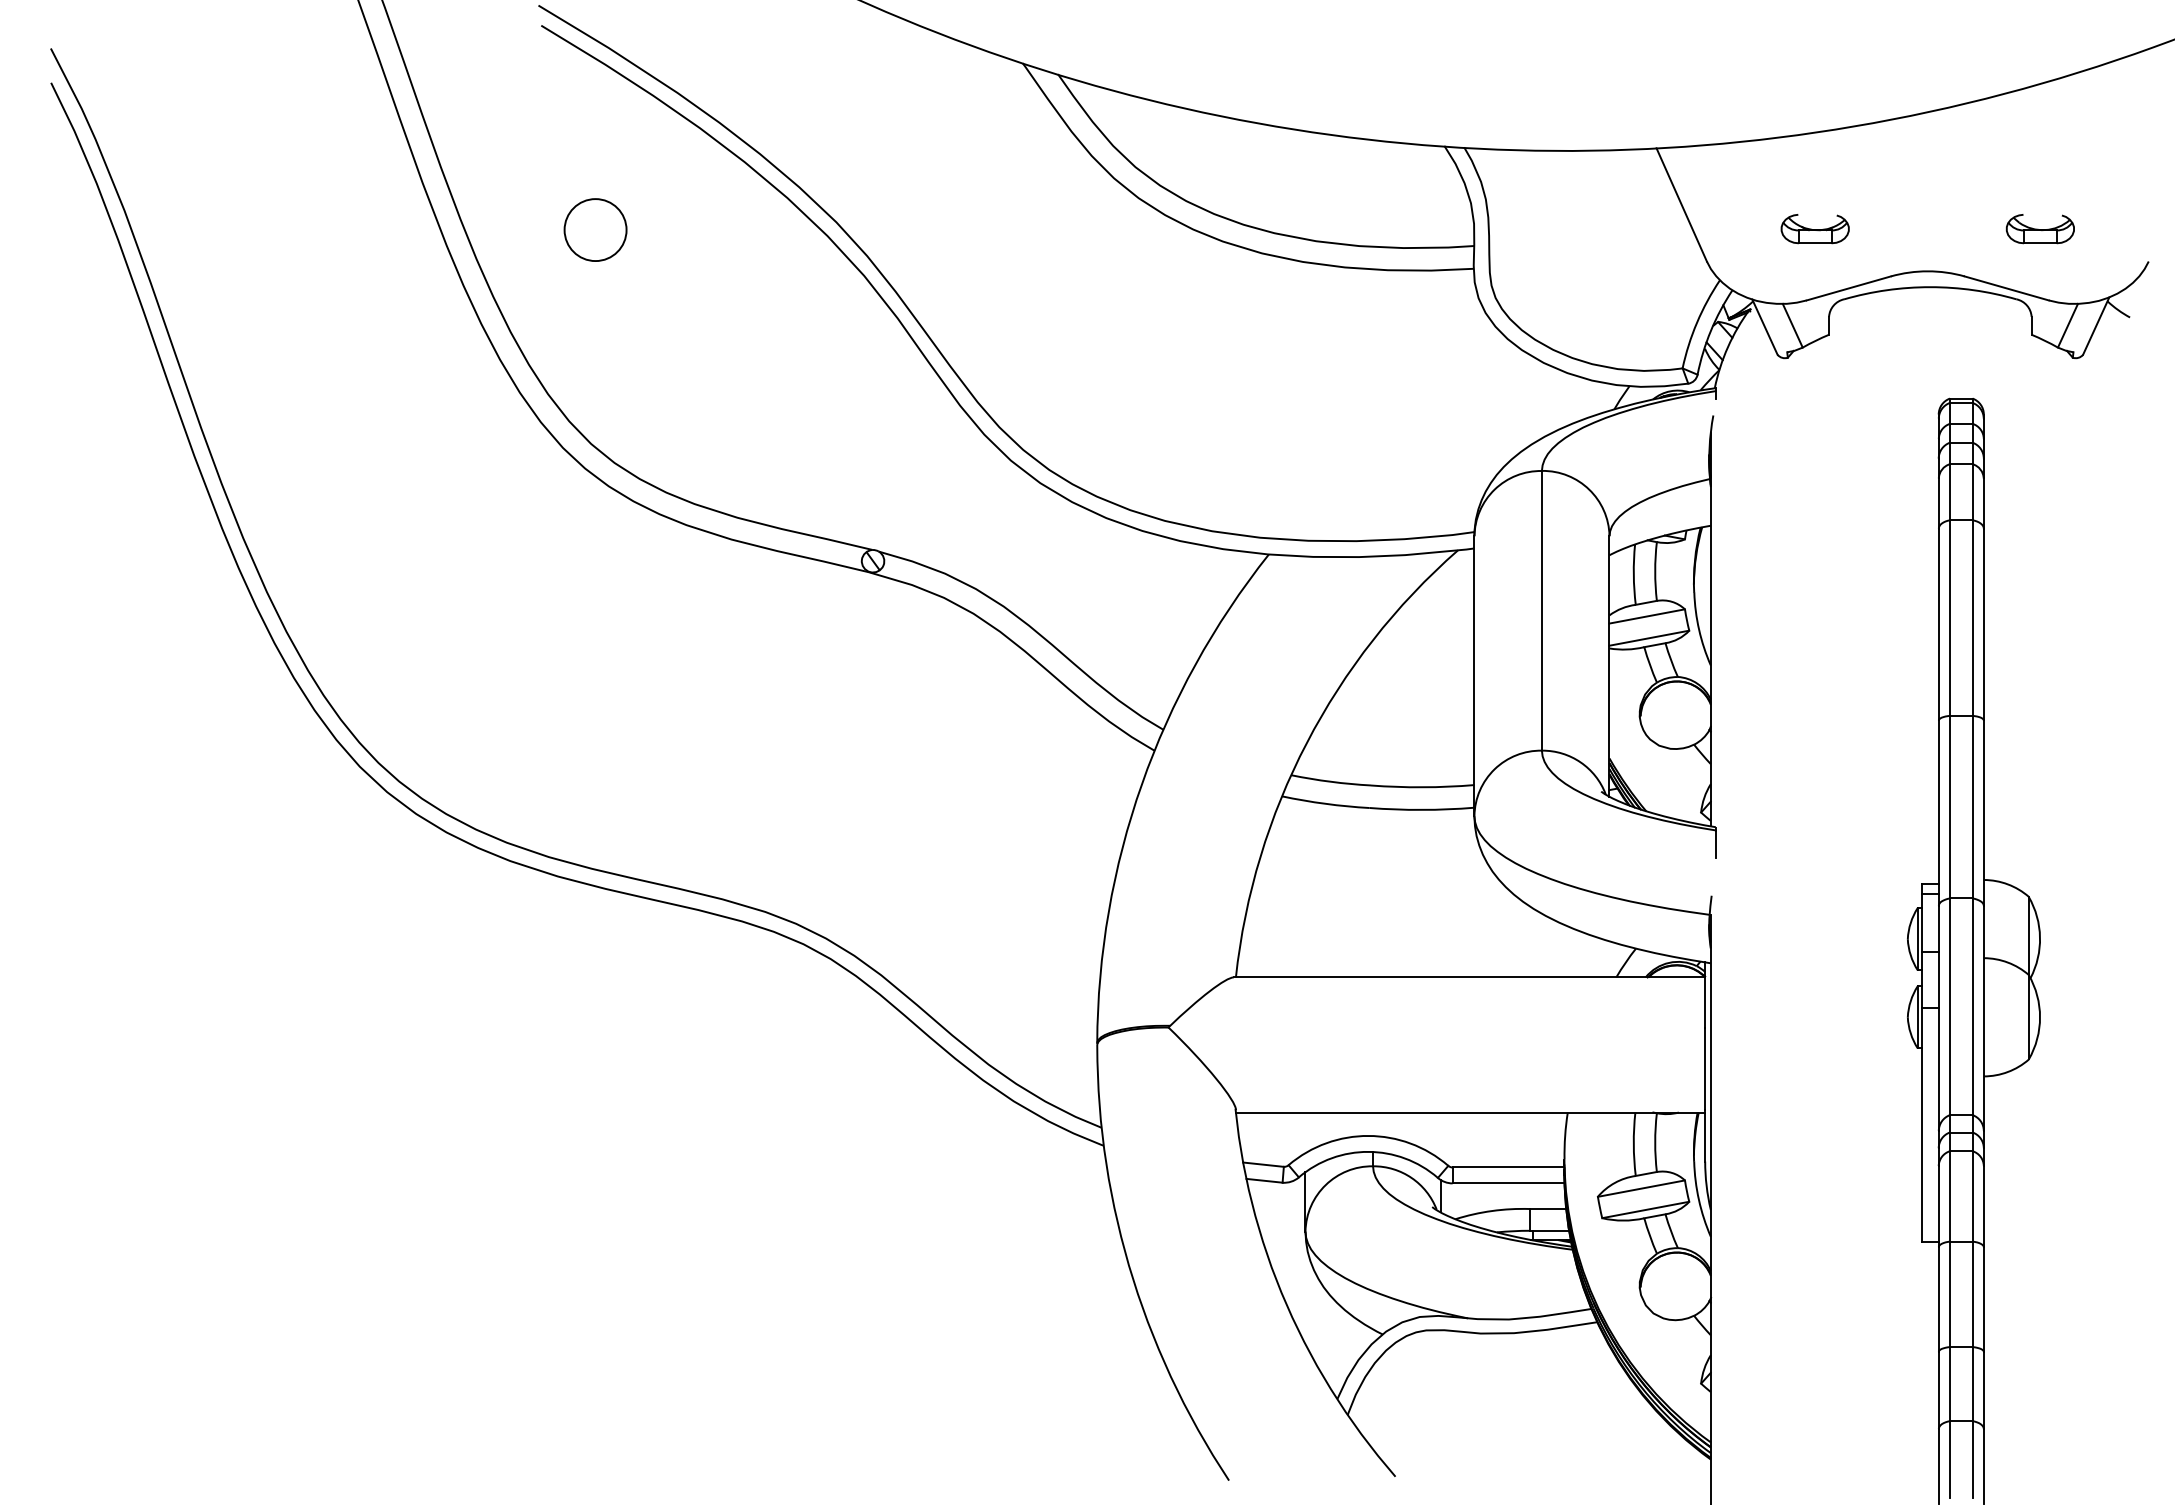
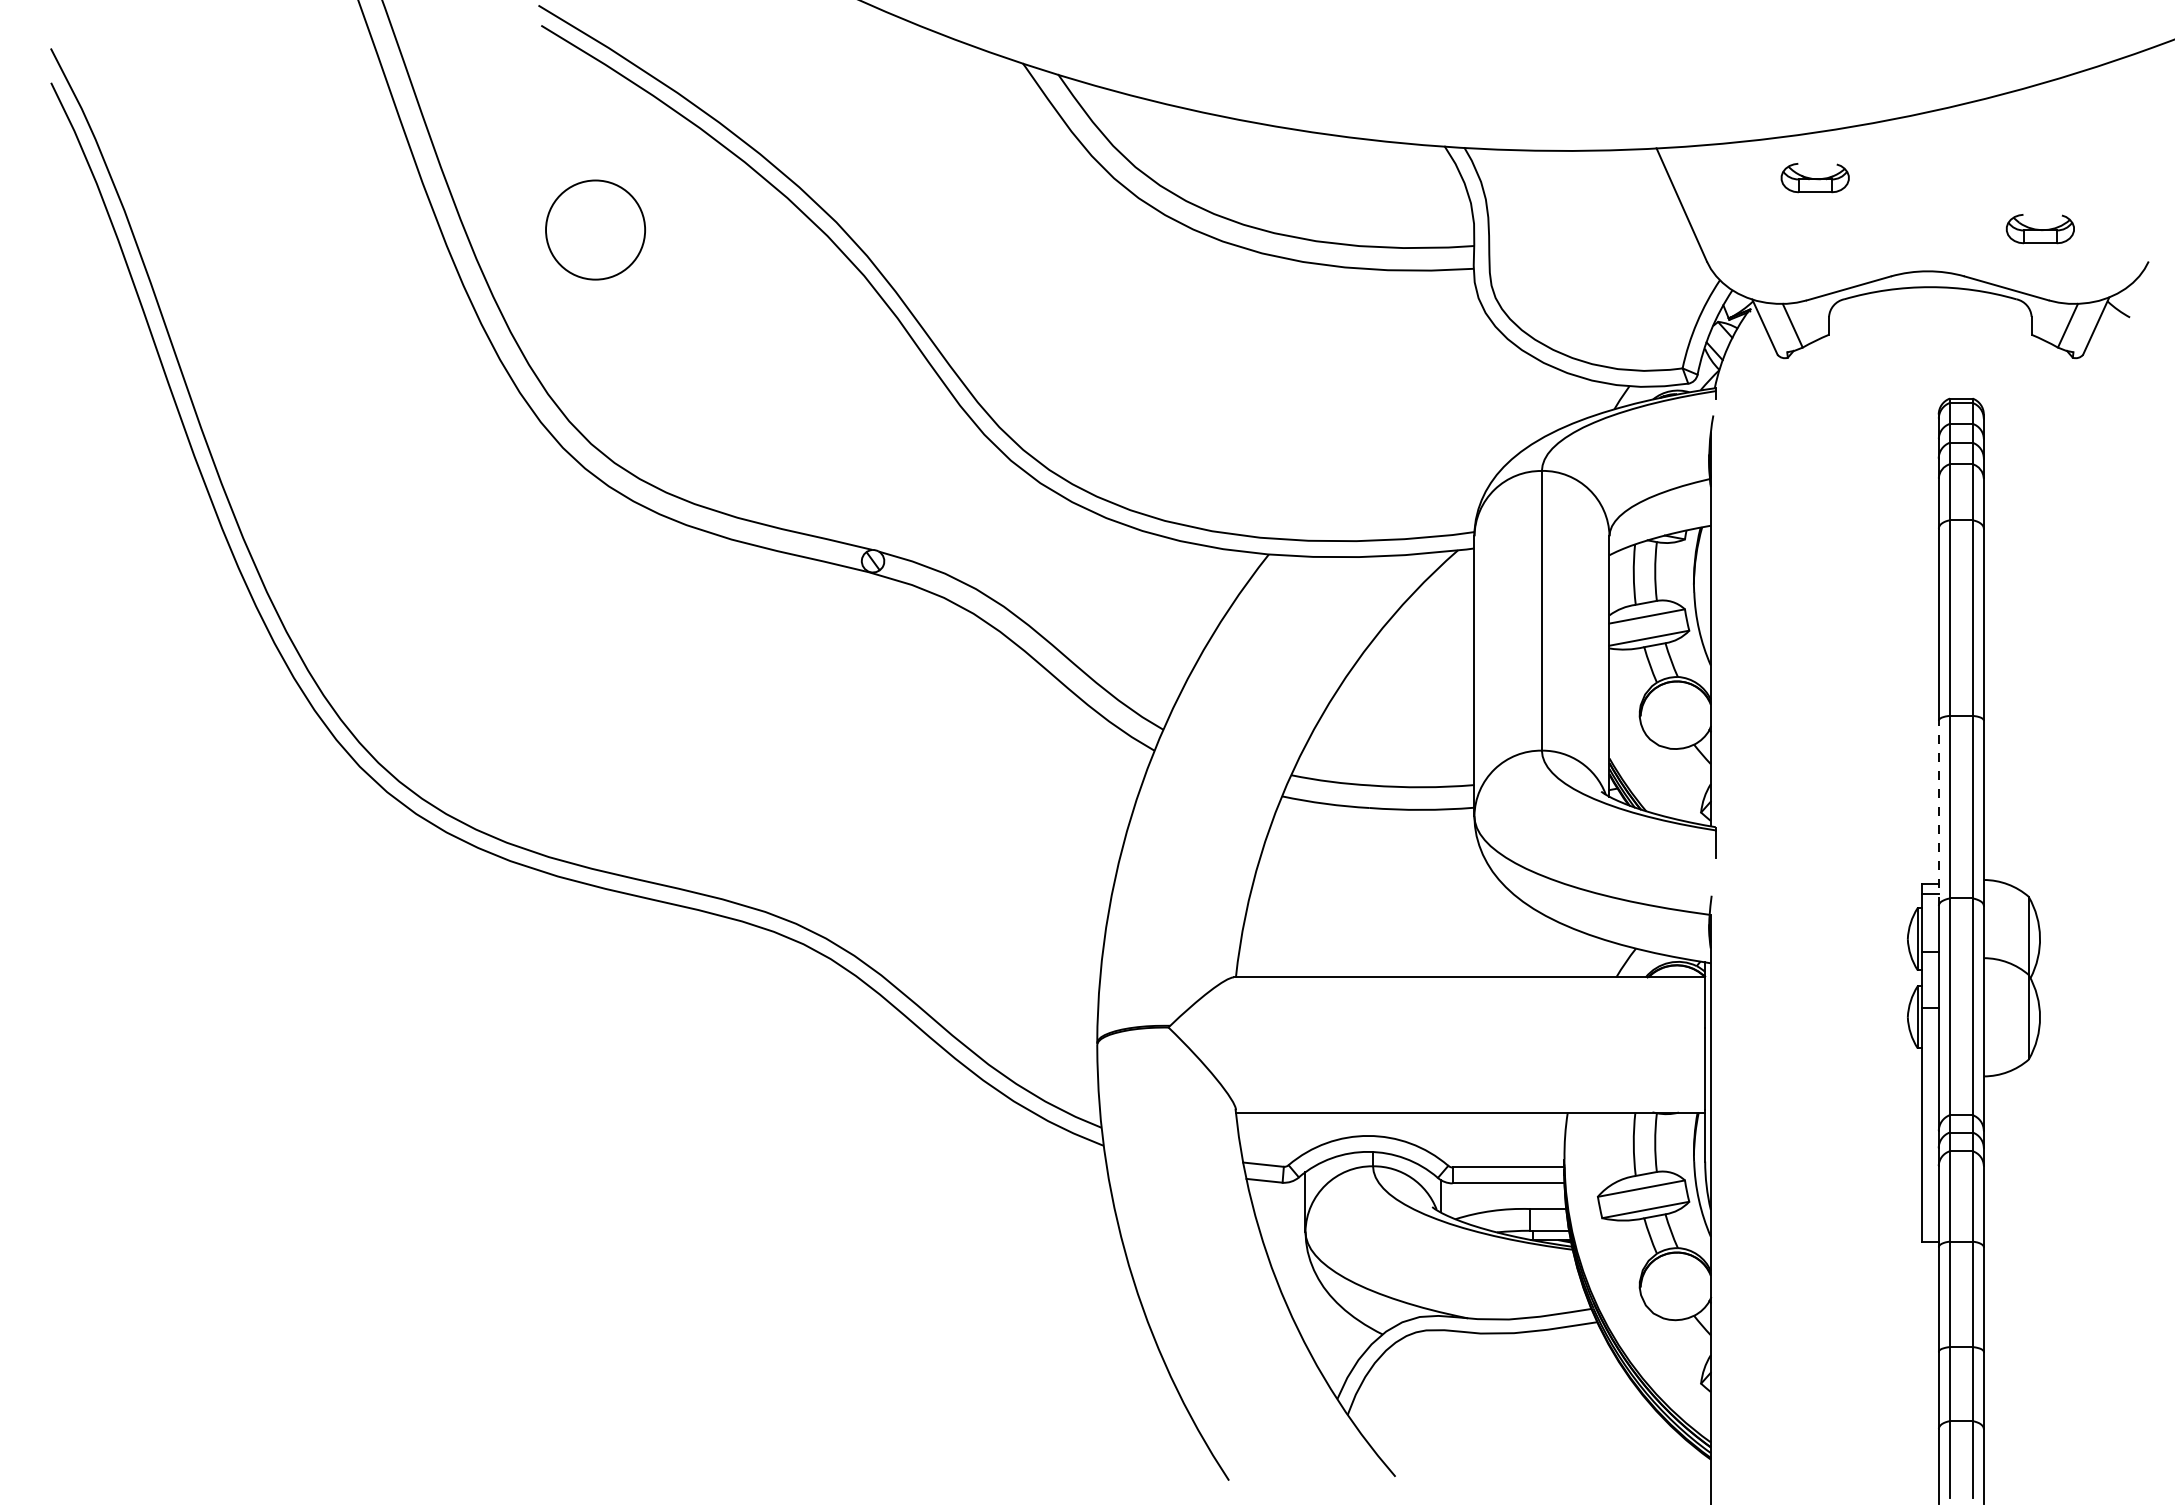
part position: (1814, 229) -> (1814, 178) (1814, 178)
circle diameter: 62 px -> 99 px (595, 229)
line: solid -> dashed (1938, 813)
